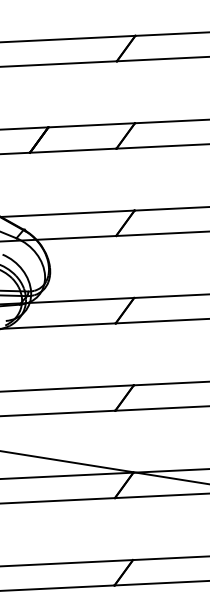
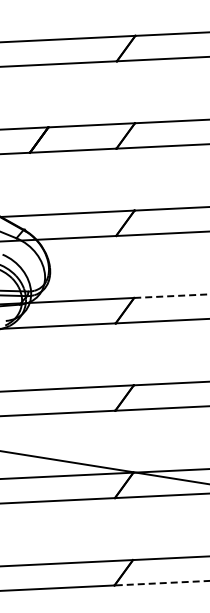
line: solid -> dashed (172, 296)
line: solid -> dashed (161, 583)
